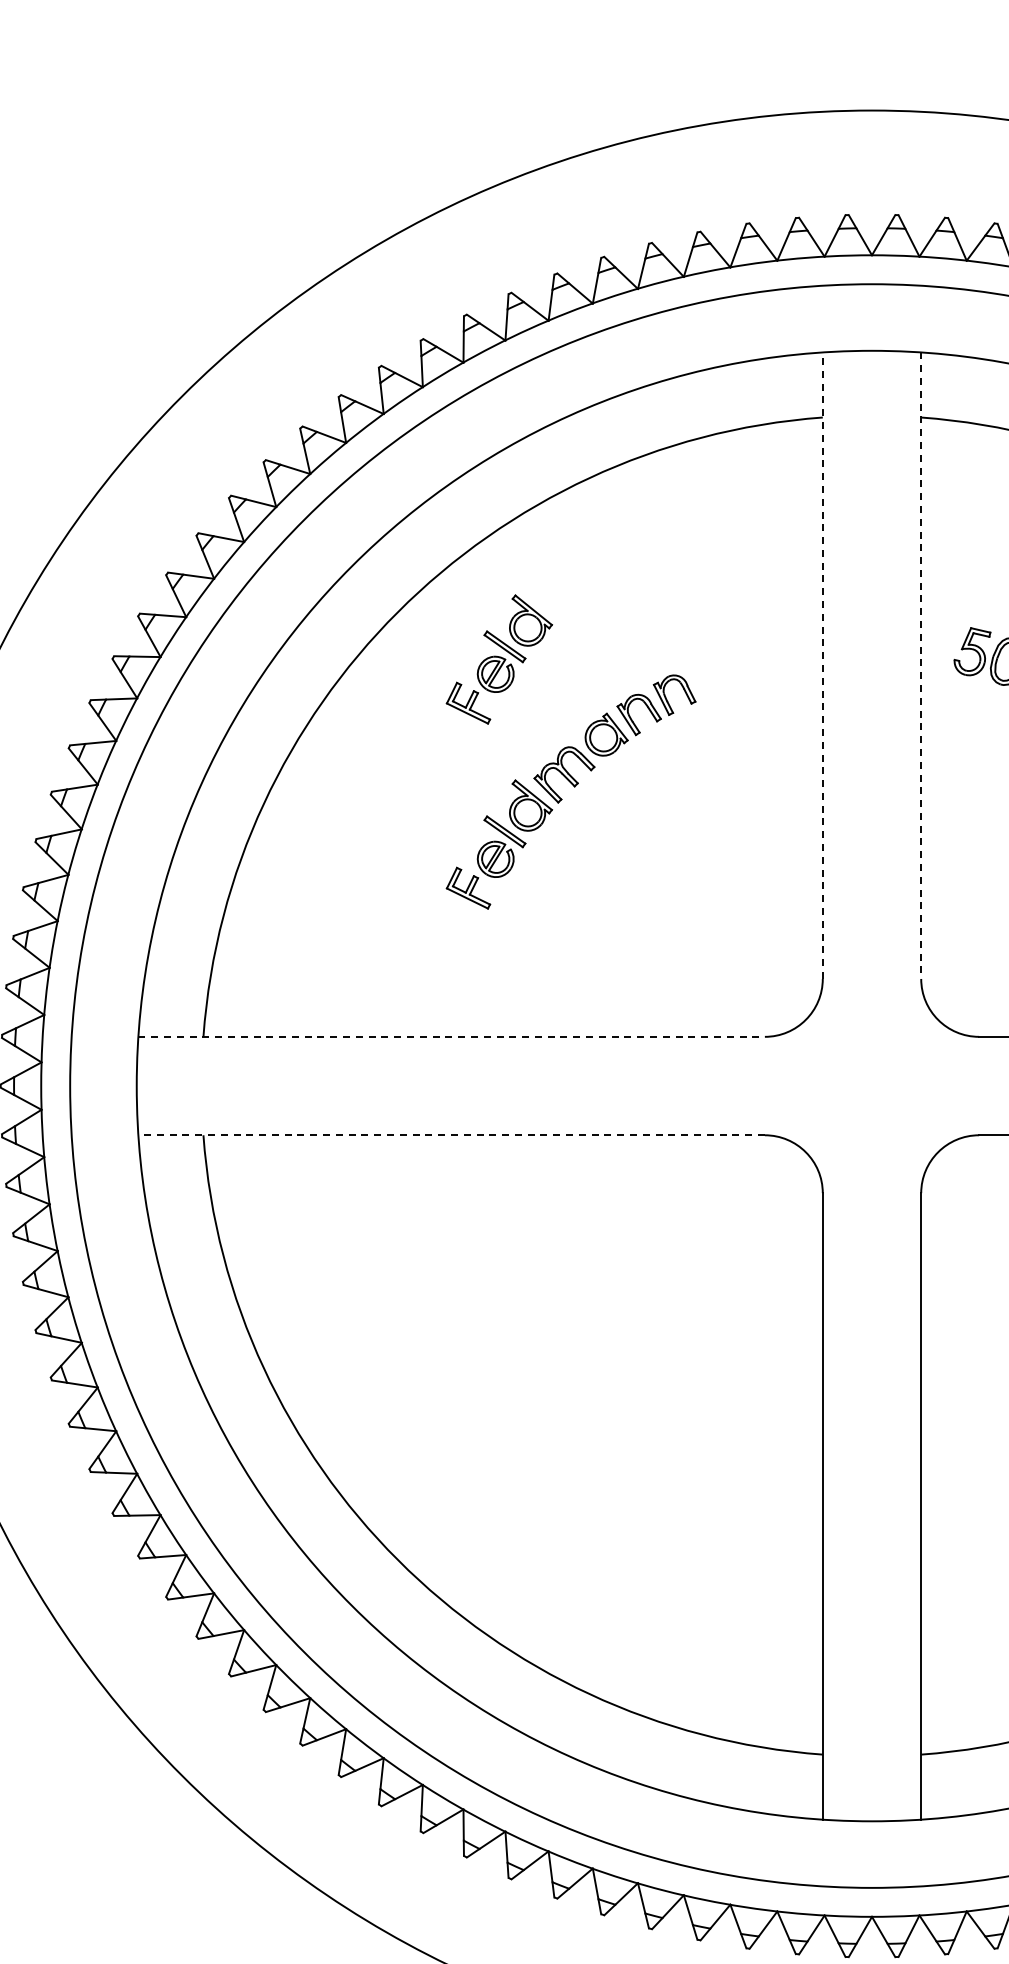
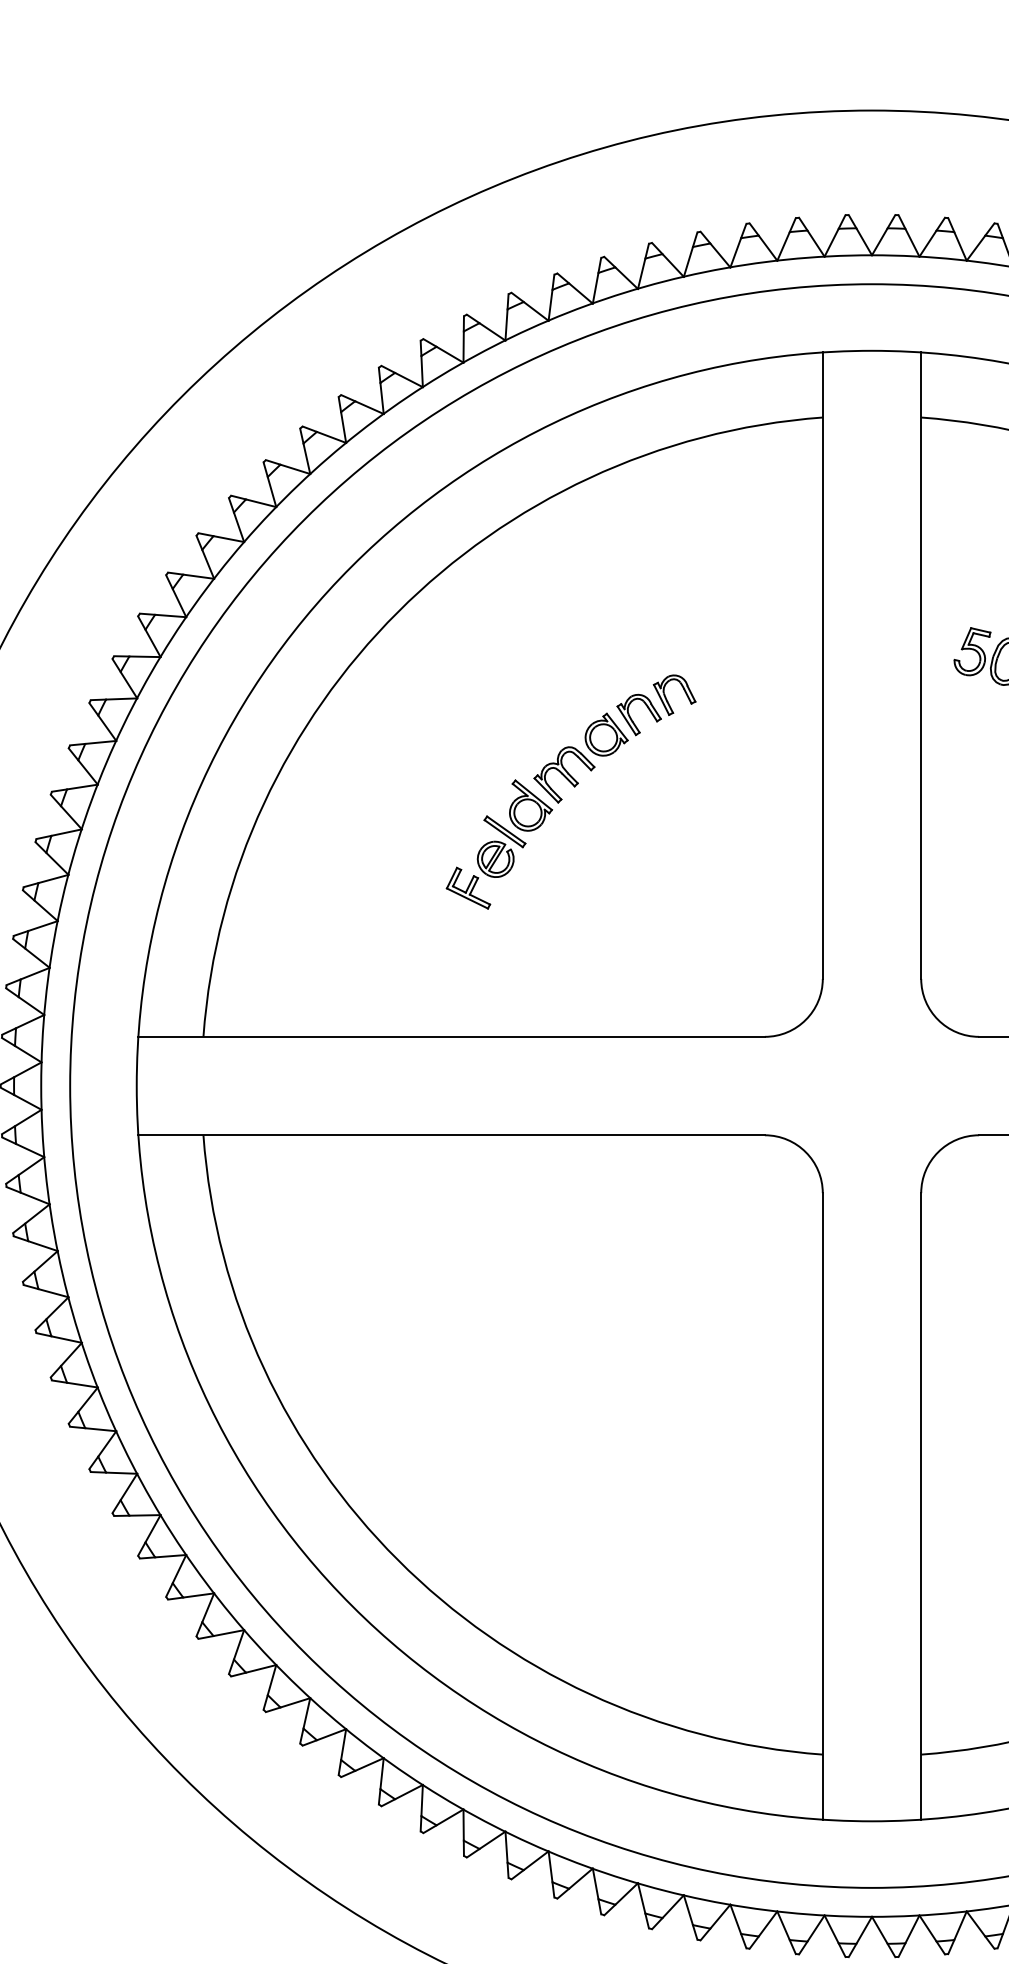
part: present -> none (499, 659)
line: dashed -> solid (822, 665)
line: dashed -> solid (921, 666)
line: dashed -> solid (452, 1036)
line: dashed -> solid (451, 1135)
